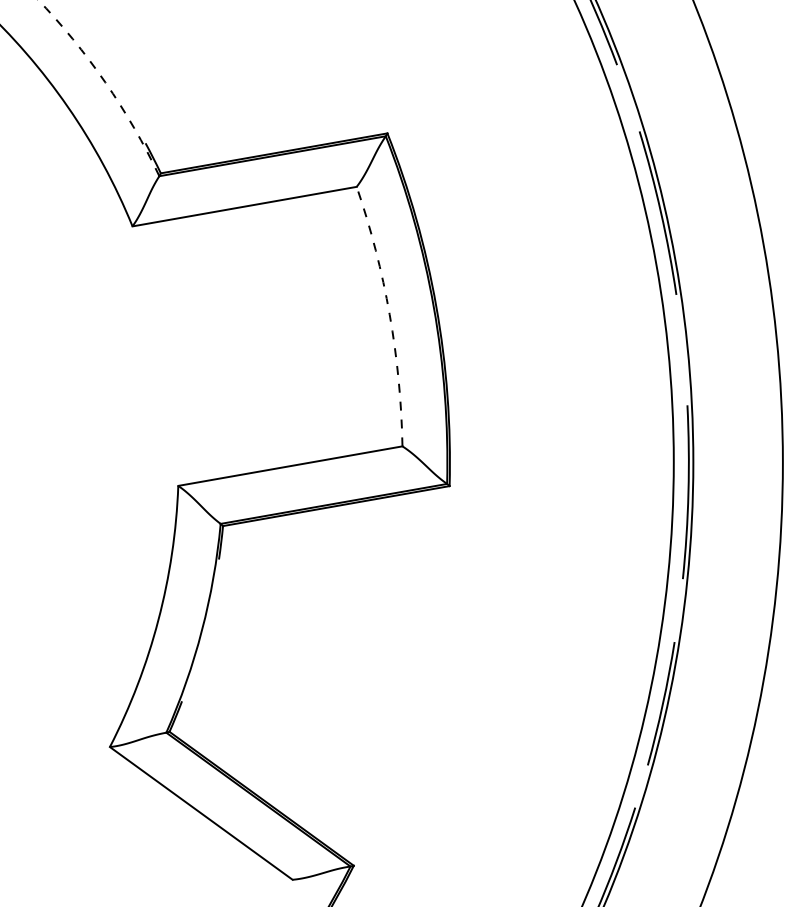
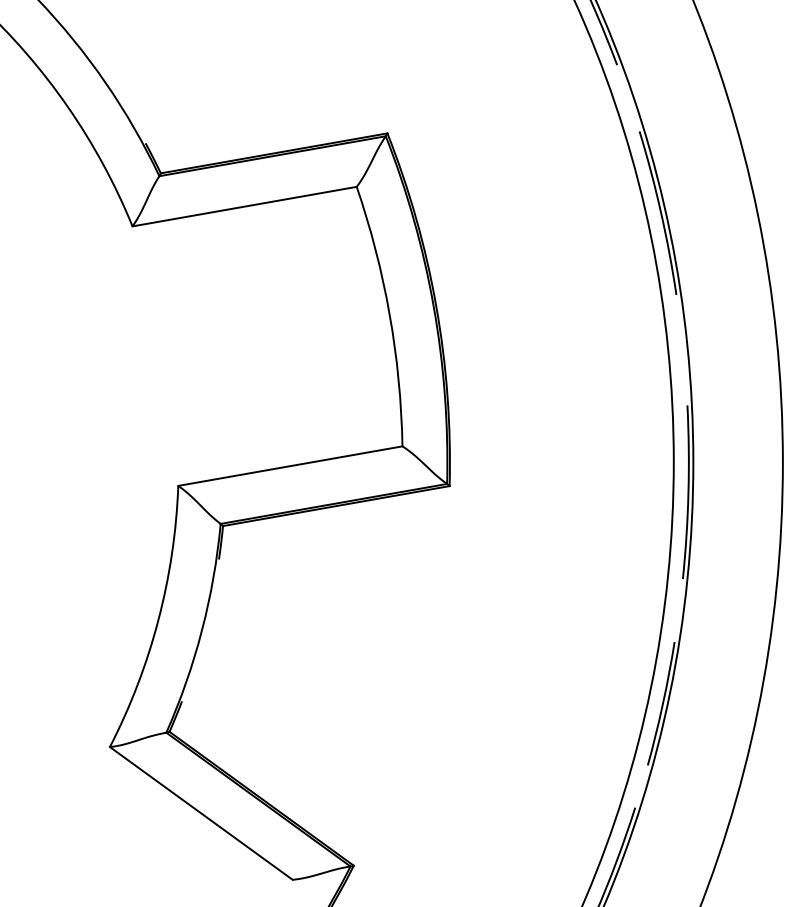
arc: dashed -> solid (105, 83)
arc: dashed -> solid (389, 314)
